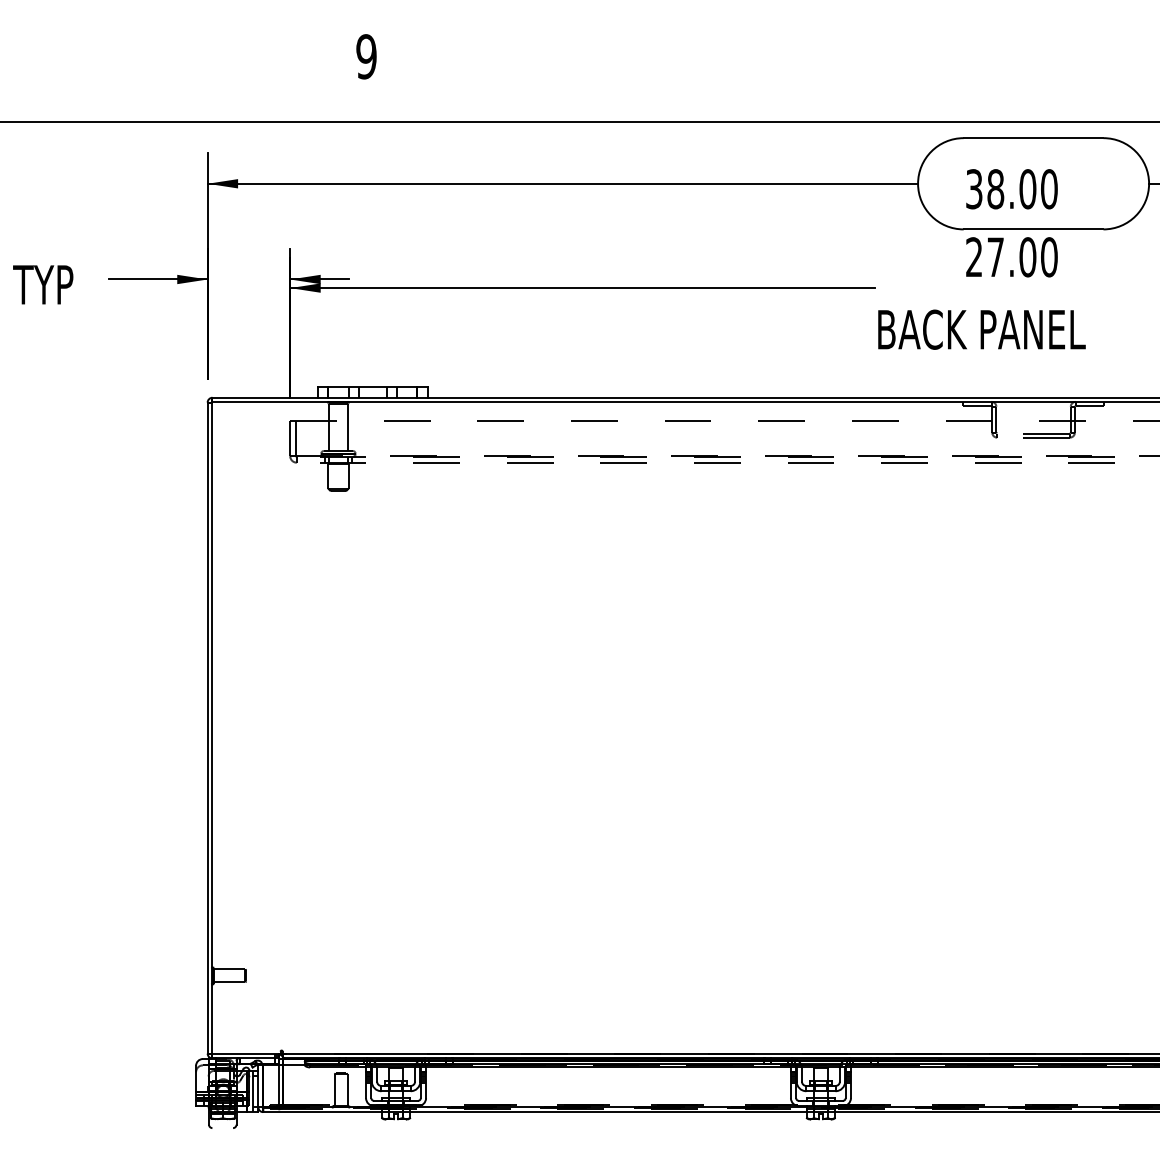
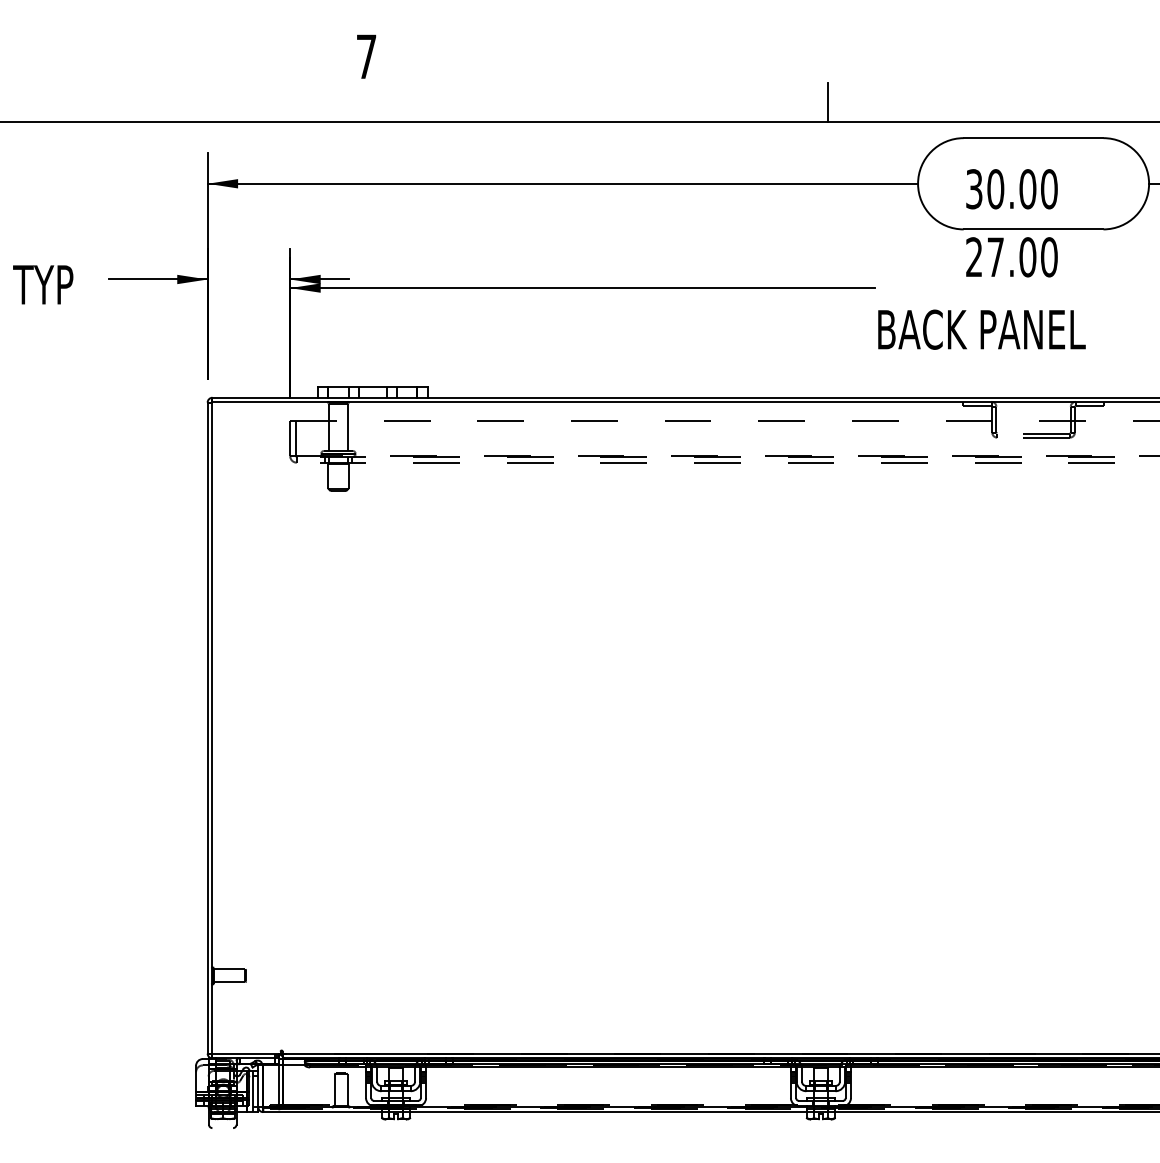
text: 9 -> 7 (366, 56)
line: none -> present (827, 102)
text: 38.00 -> 30.00 (995, 189)
